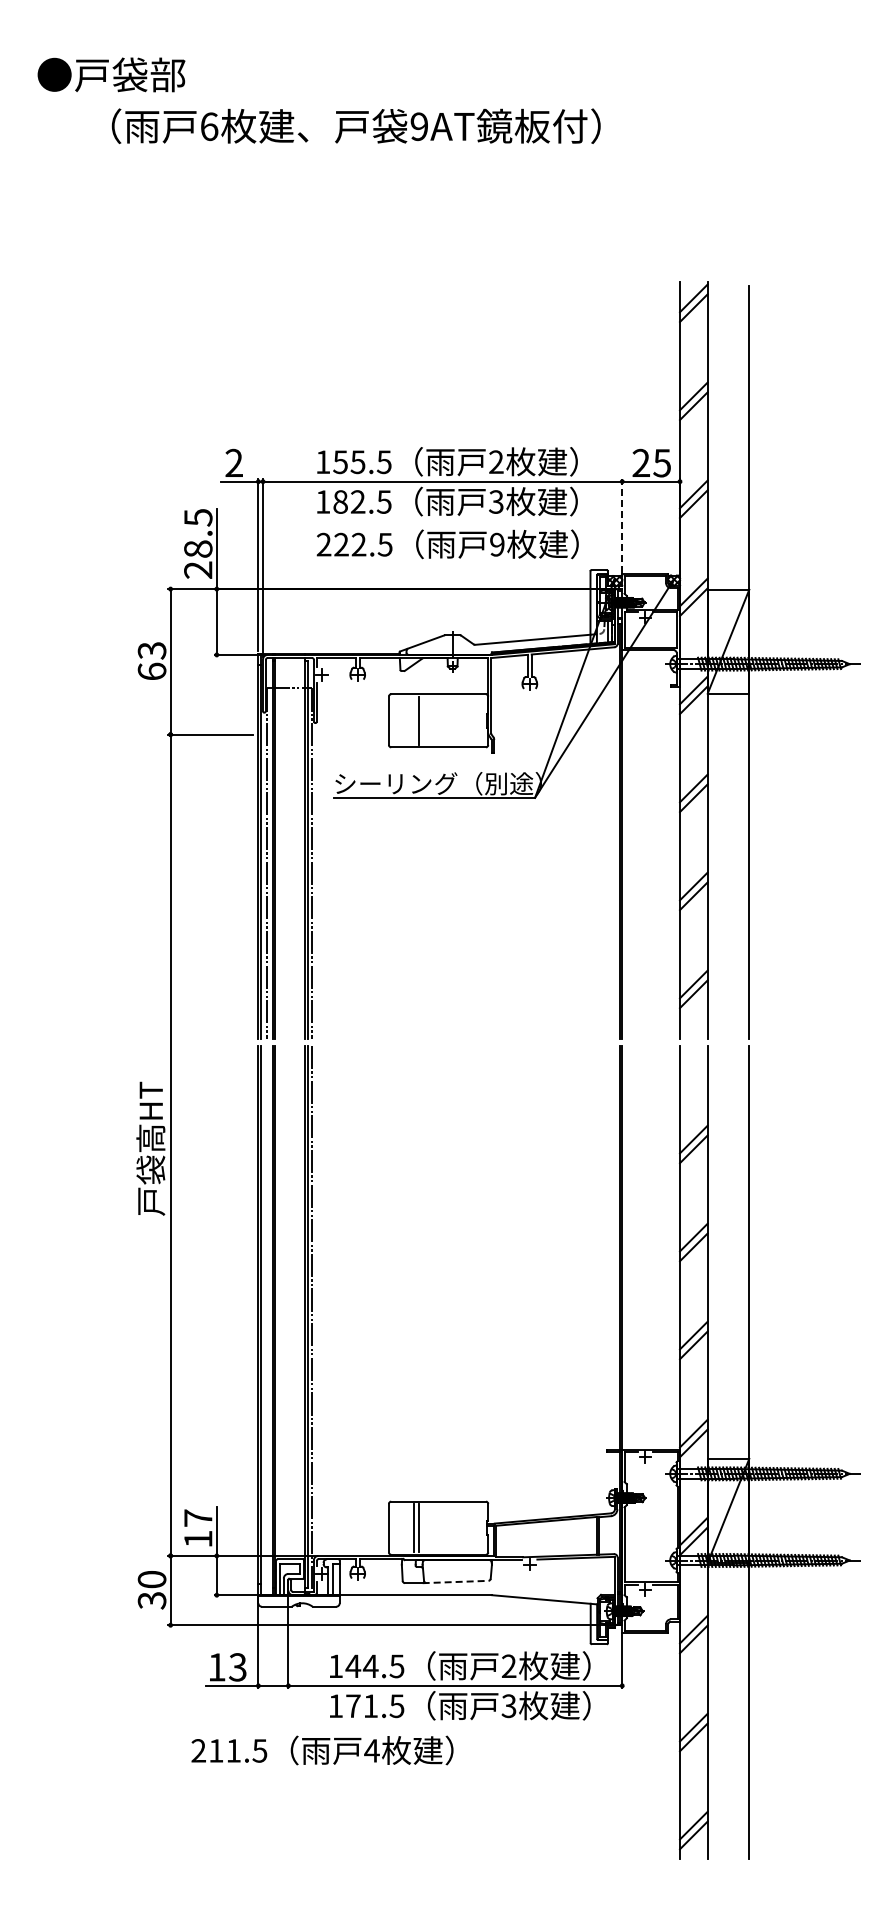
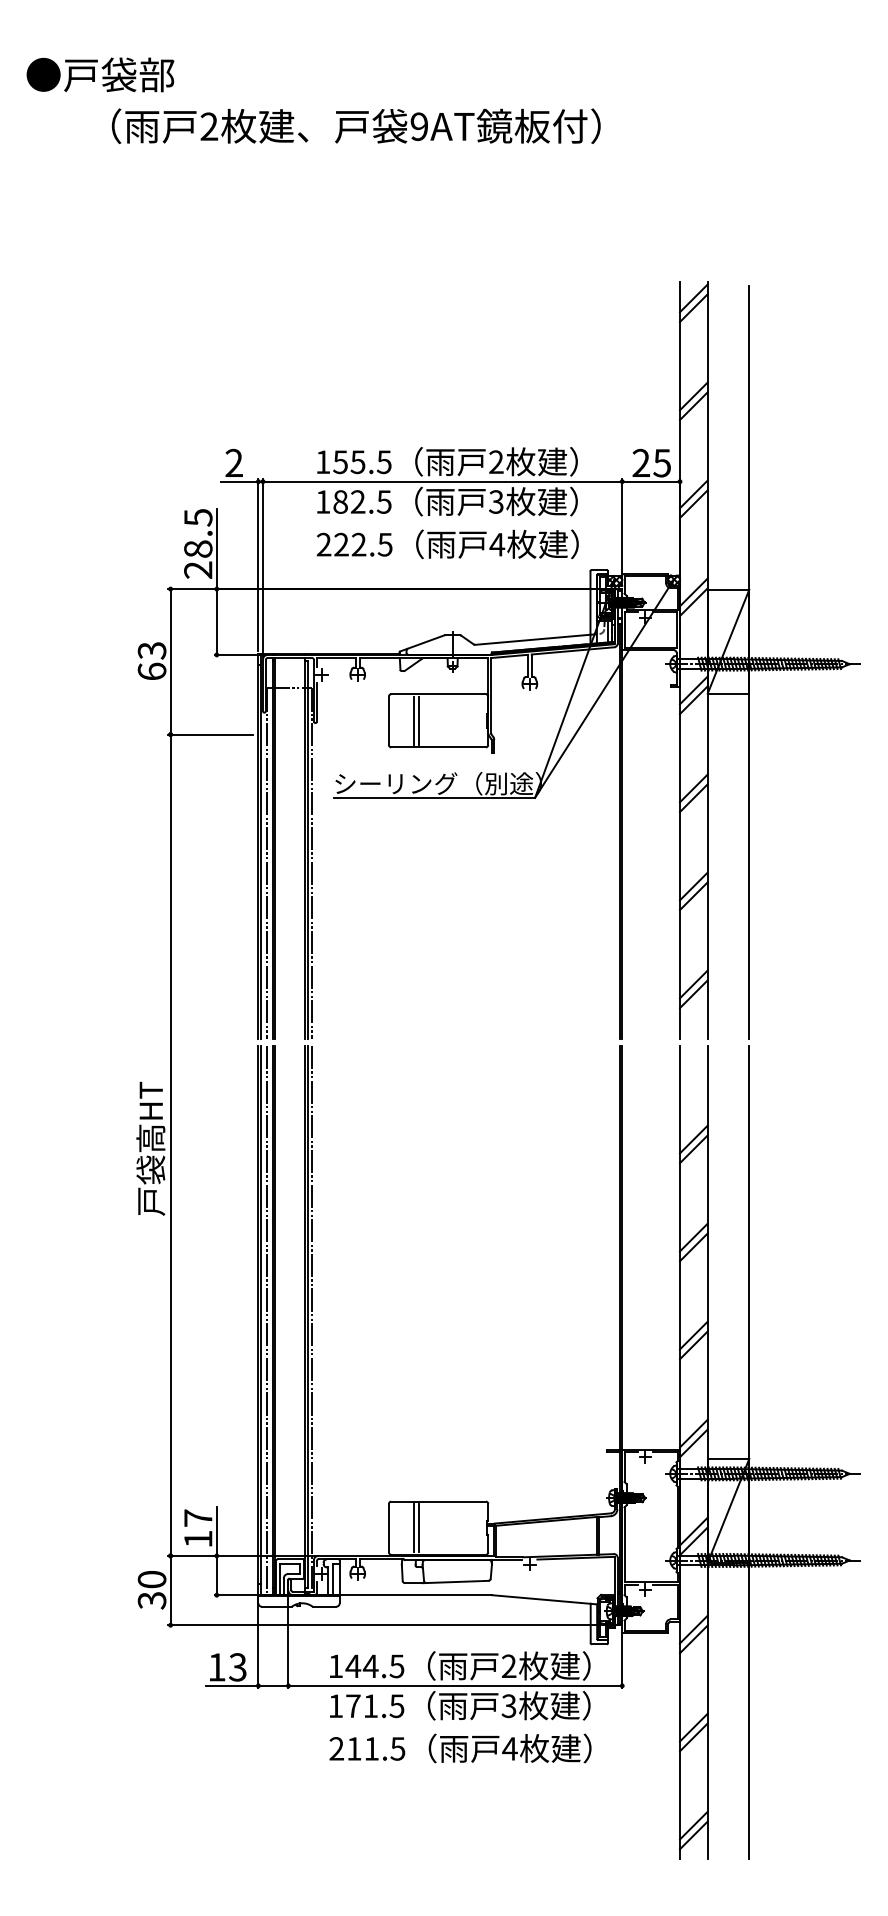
text position: (111, 74) -> (100, 74) (100, 74)
text: 6 -> 2 (209, 126)
line: dashed -> solid (622, 526)
text: 9 -> 4 (497, 544)
line: none -> present (413, 720)
line: none -> present (267, 1320)
line: dashed -> solid (455, 1582)
text position: (322, 1750) -> (460, 1748) (460, 1748)
